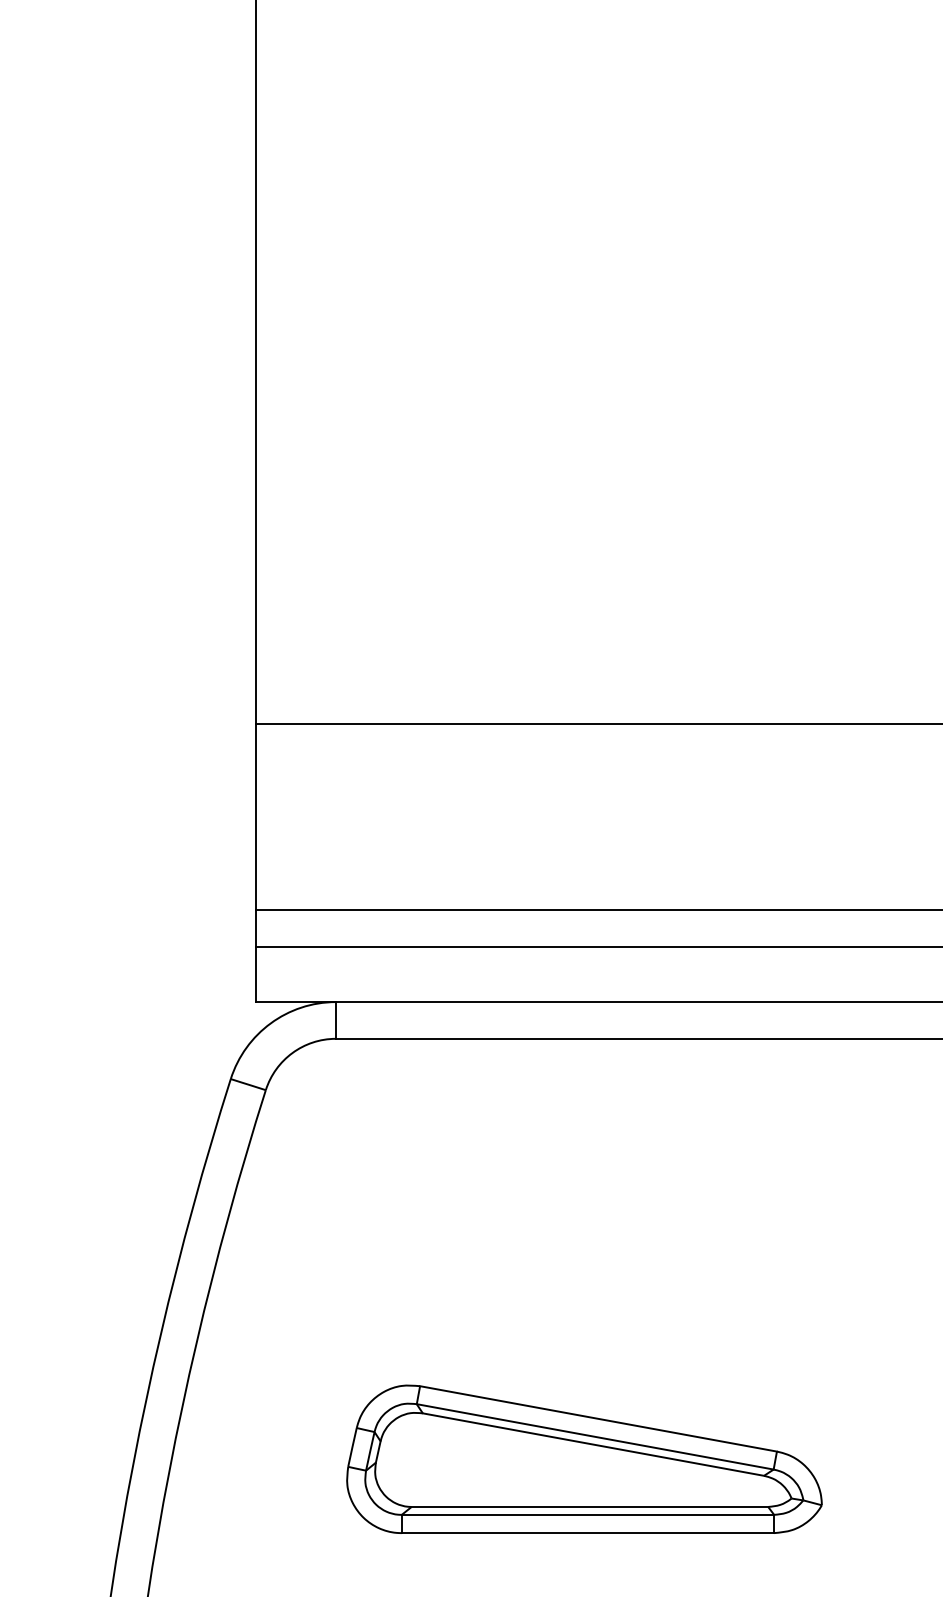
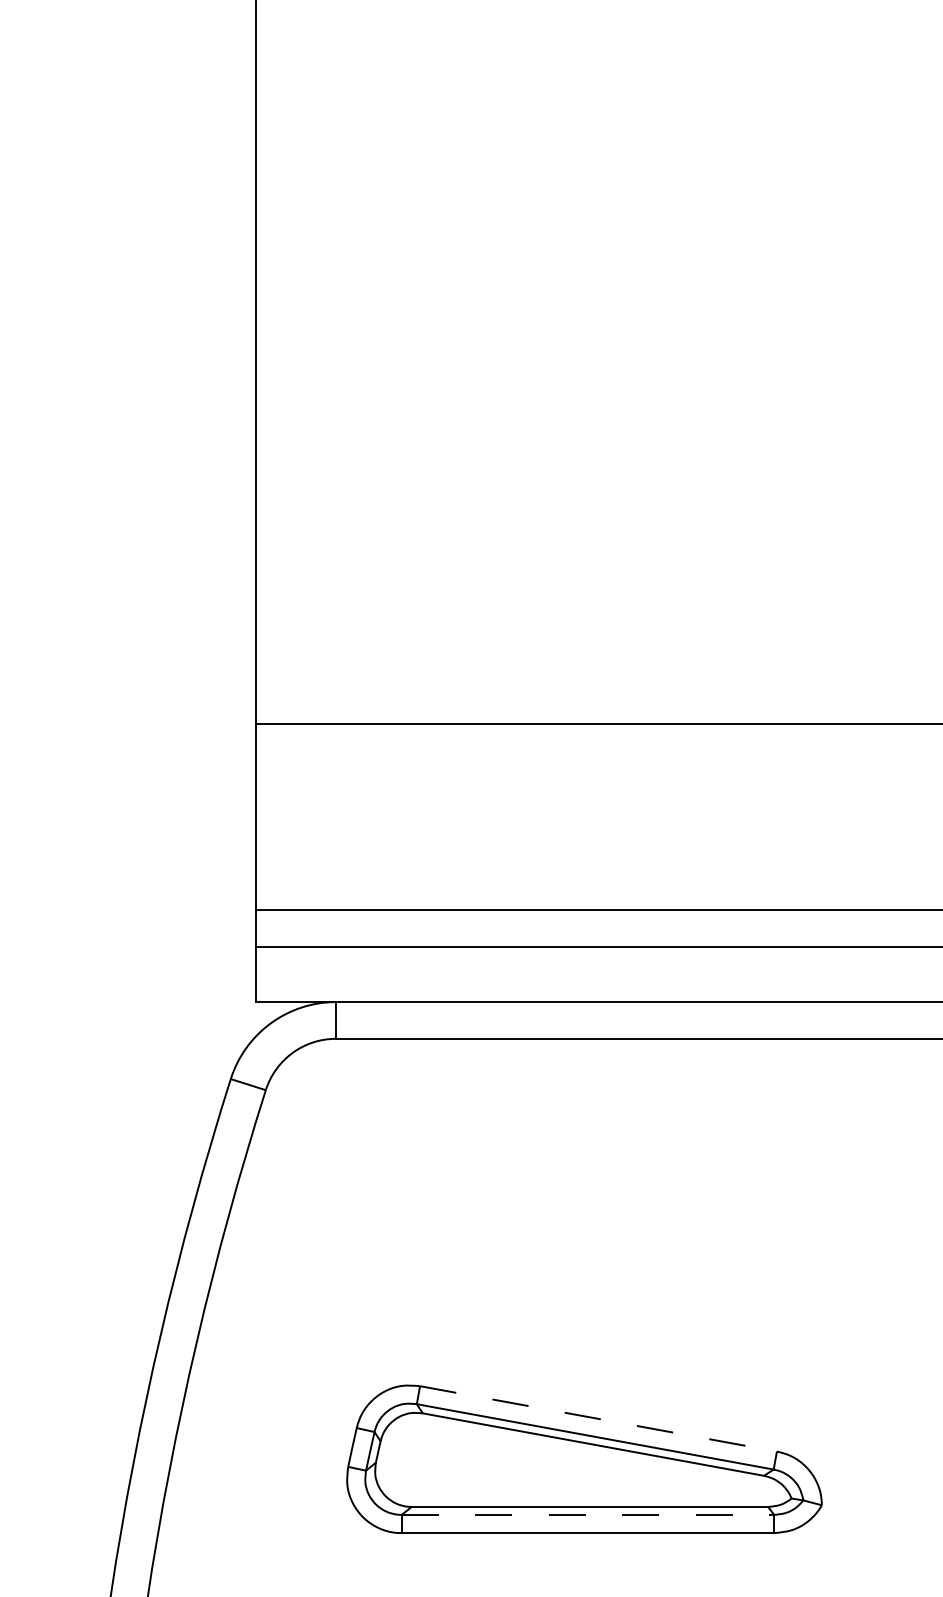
line: solid -> dashed (599, 1418)
line: solid -> dashed (588, 1514)
